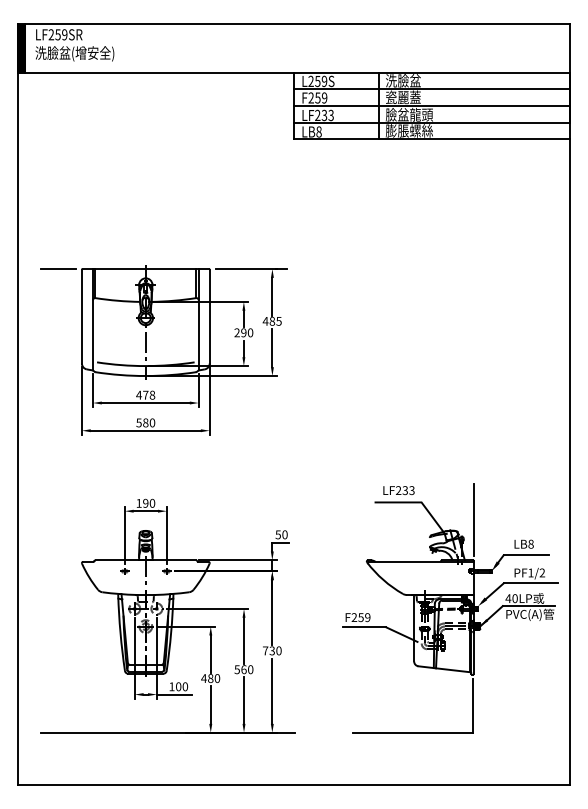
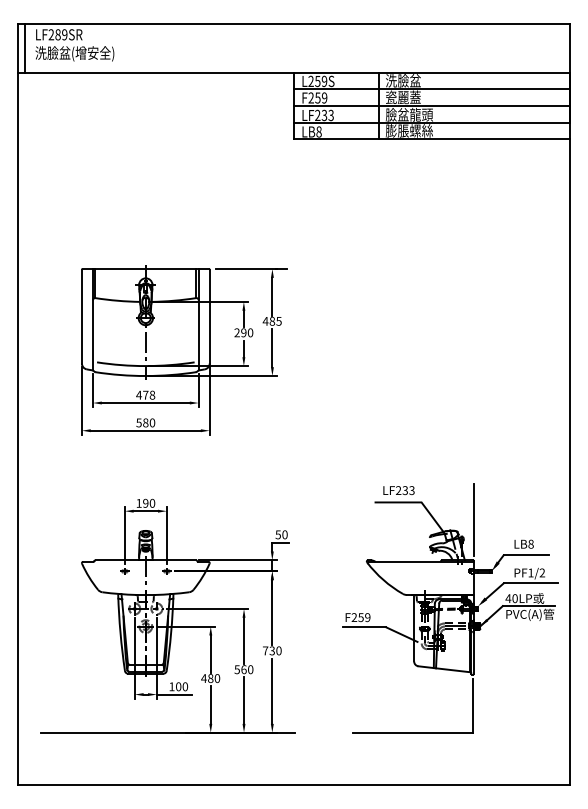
text: LF259SR -> LF289SR (57, 34)
hatch: present -> none (21, 48)
line: present -> none (58, 269)
